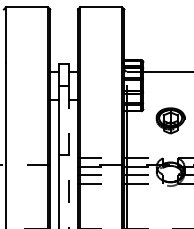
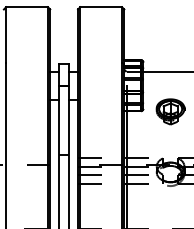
part position: (170, 120) -> (170, 111) (170, 111)
line: dashed -> solid (68, 157)
